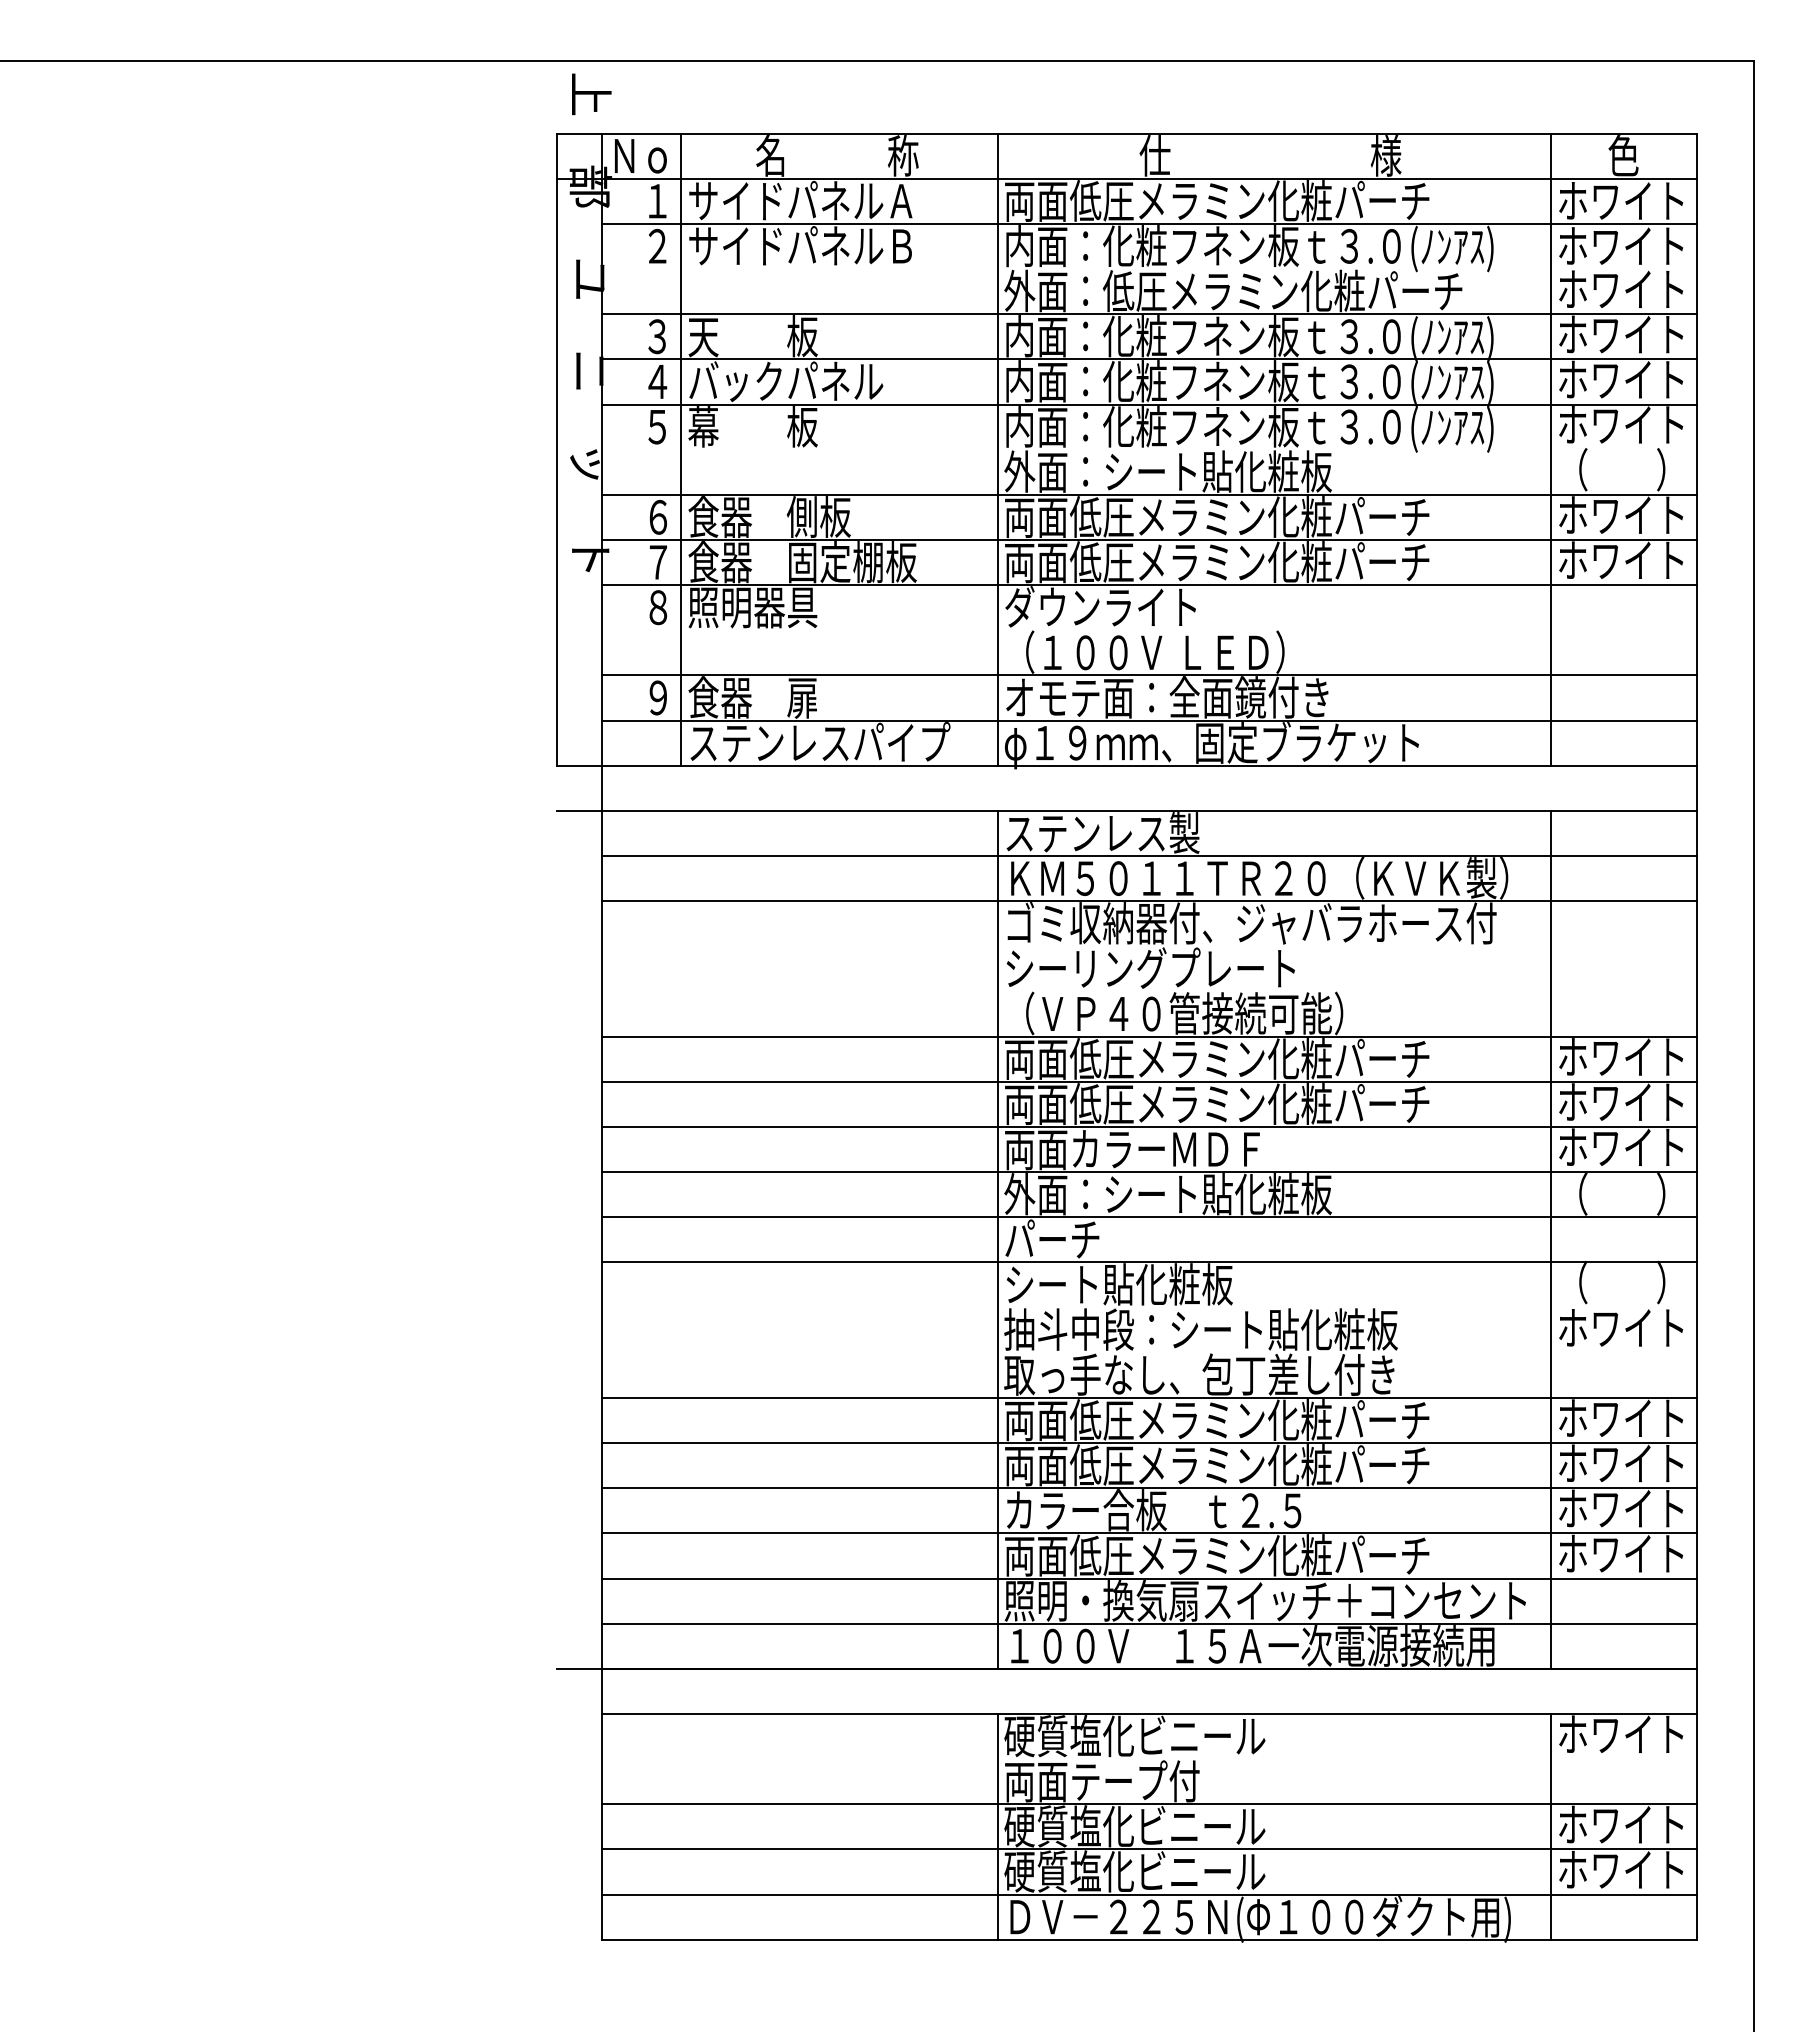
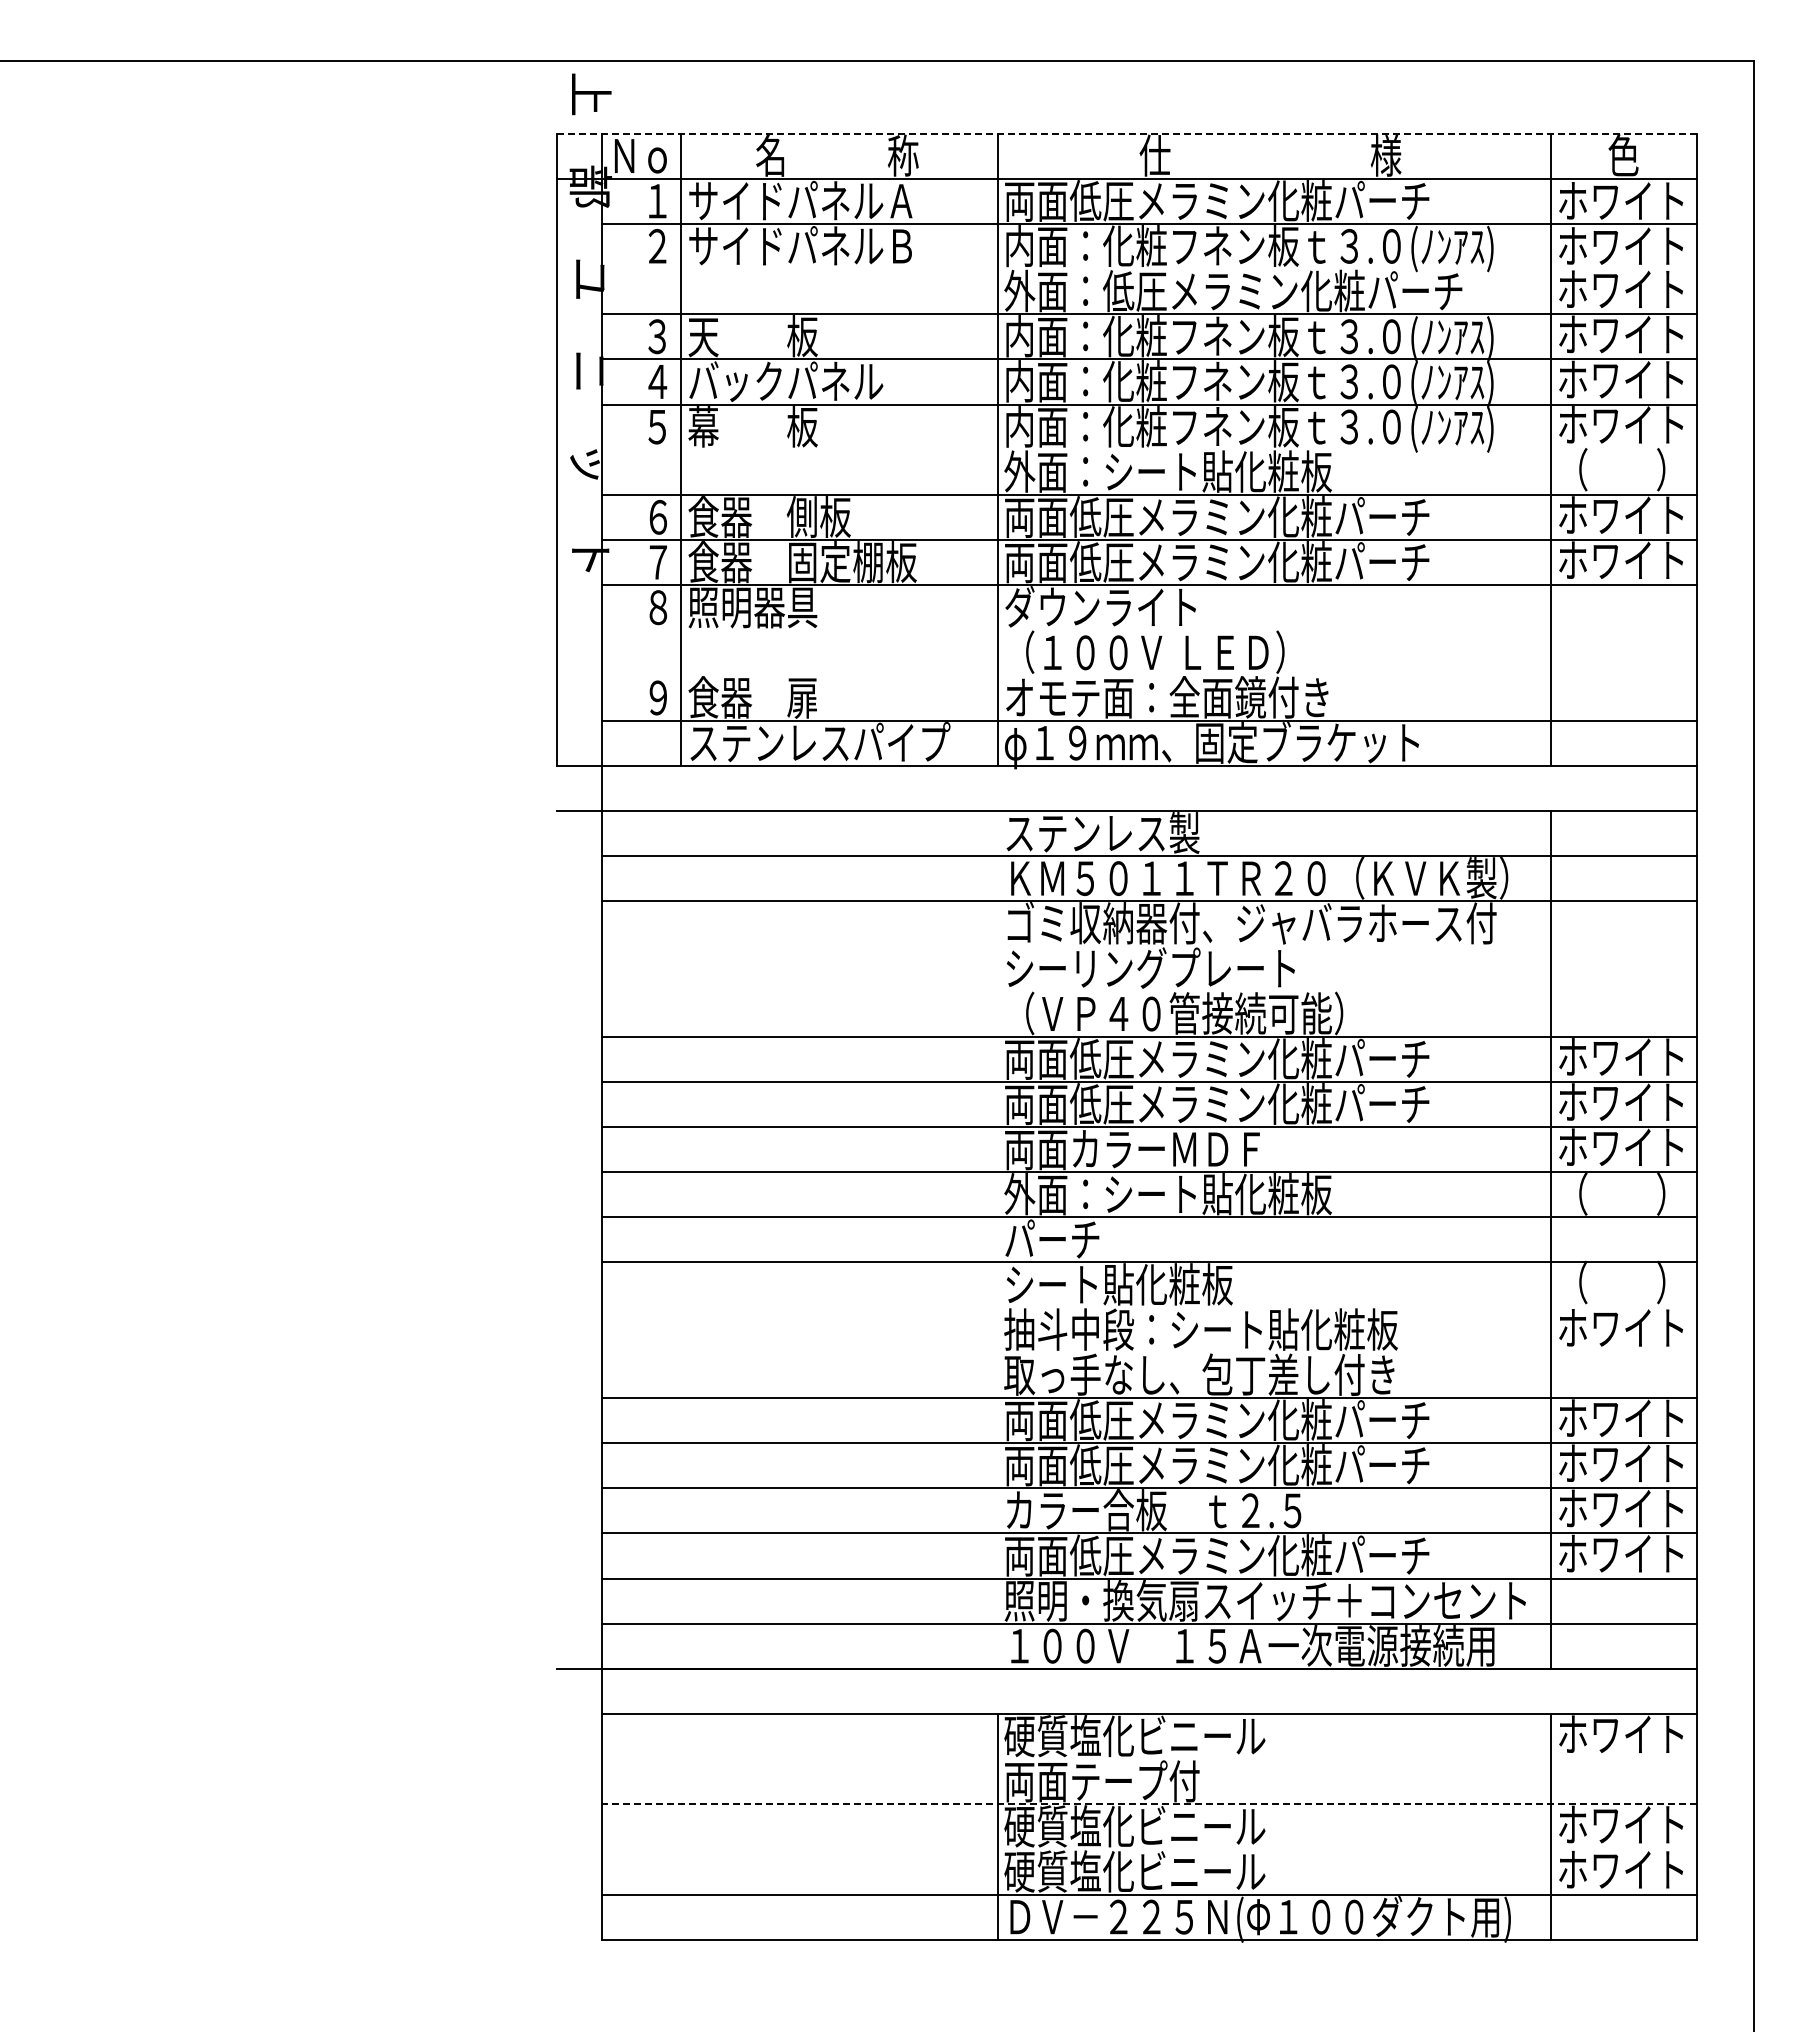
line: solid -> dashed (1126, 133)
line: present -> none (1149, 675)
line: present -> none (997, 1239)
line: solid -> dashed (1149, 1804)
line: present -> none (1149, 1849)
